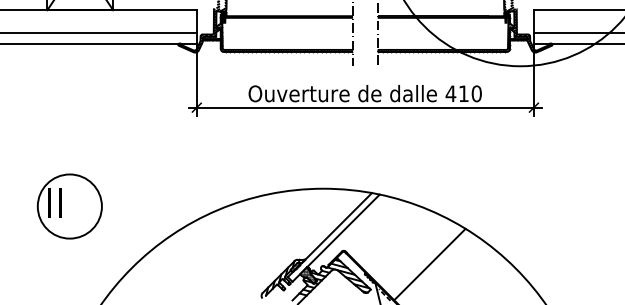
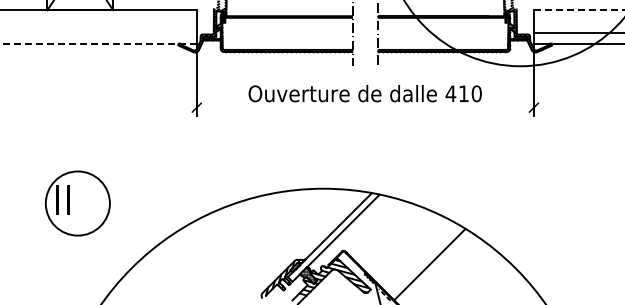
line: solid -> dashed (579, 10)
line: present -> none (99, 33)
line: solid -> dashed (97, 43)
line: present -> none (365, 107)
part position: (69, 206) -> (77, 203) (77, 203)
